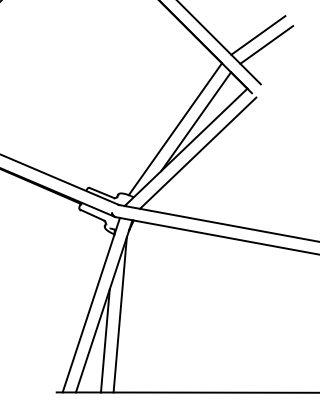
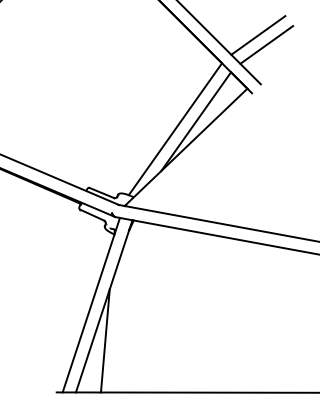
line: present -> none (198, 152)
line: present -> none (119, 314)
